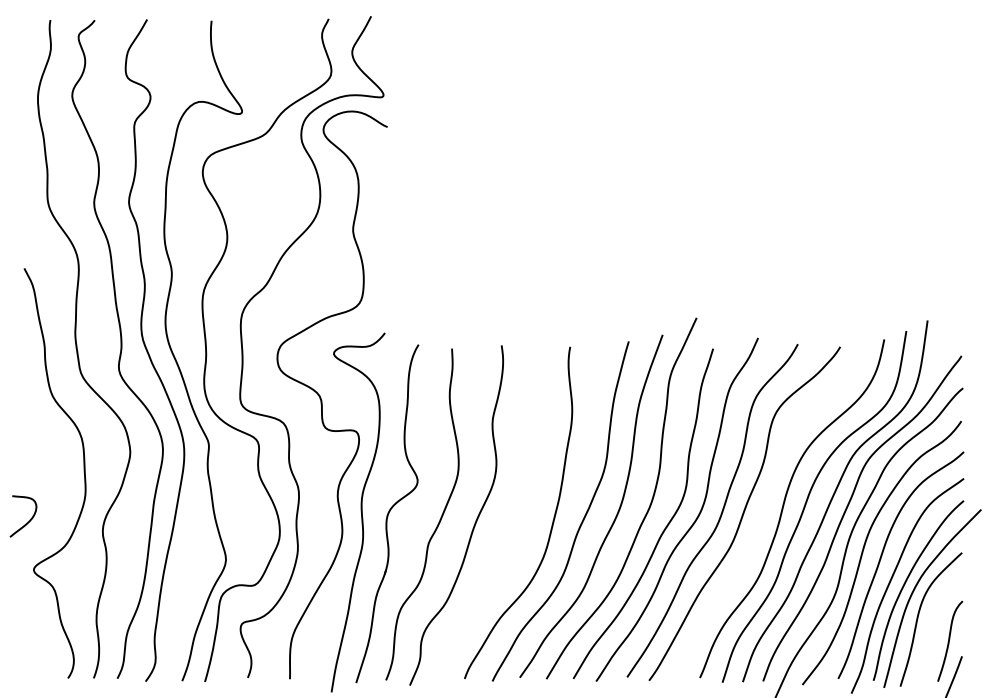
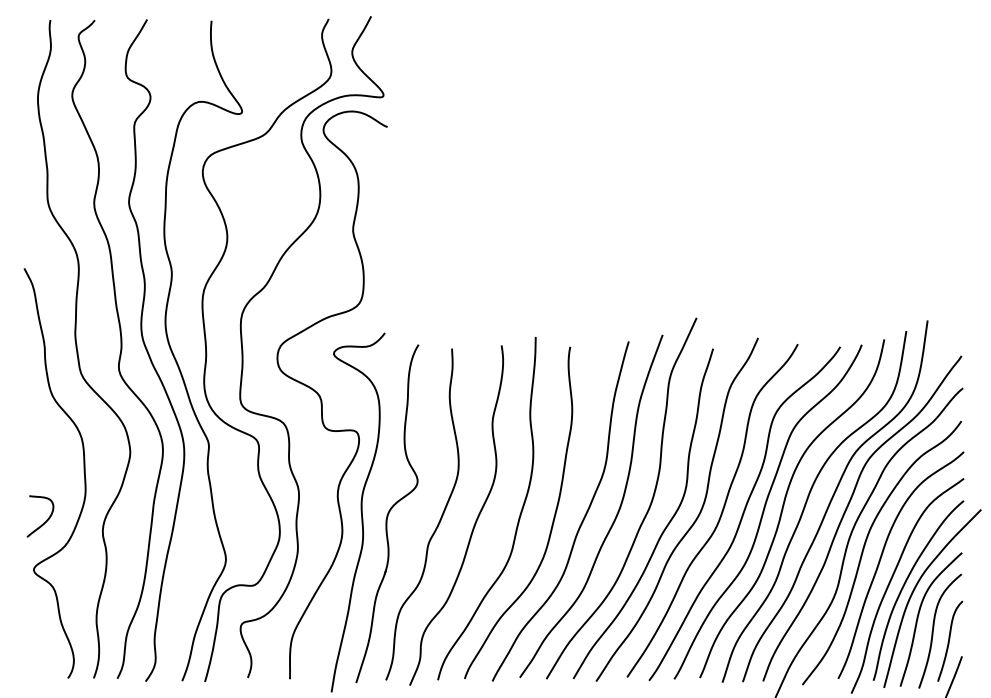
curve: none -> present (764, 511)
curve: none -> present (518, 517)
curve position: (29, 519) -> (46, 519) (46, 519)
curve: none -> present (934, 627)
